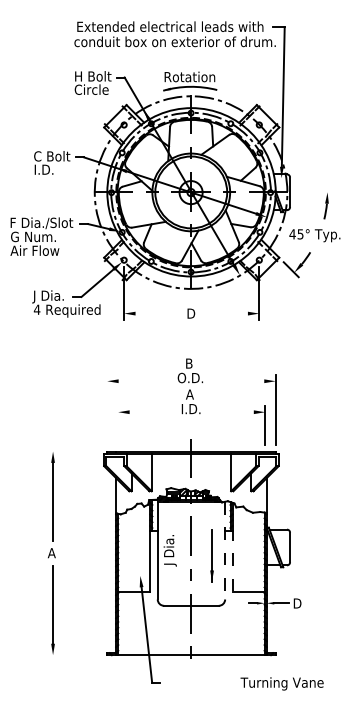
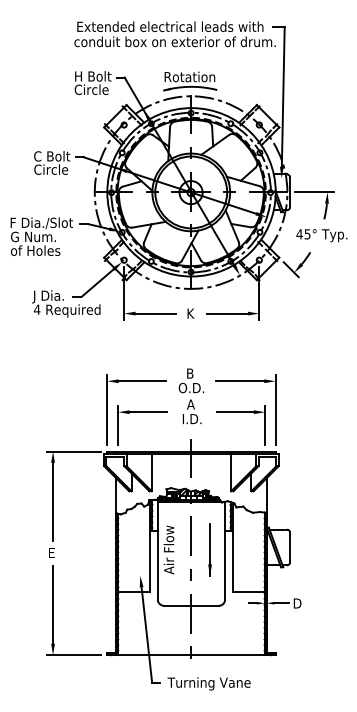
text: I.D. -> Circle (51, 169)
line: none -> present (313, 192)
text position: (314, 235) -> (321, 235) (321, 235)
text: Air Flow -> of Holes (35, 250)
line: none -> present (155, 313)
text: D -> K (191, 313)
line: none -> present (227, 313)
line: none -> present (142, 381)
line: none -> present (240, 381)
text position: (189, 386) -> (190, 396) (190, 396)
line: none -> present (107, 409)
line: none -> present (147, 412)
line: none -> present (234, 412)
line: none -> present (118, 425)
line: none -> present (73, 451)
text: J Dia. -> Air Flow (169, 549)
line: dashed -> solid (225, 550)
text: A -> E (51, 553)
part position: (211, 555) -> (209, 549) (209, 549)
line: dashed -> solid (232, 560)
line: none -> present (73, 655)
text position: (281, 683) -> (208, 683) (208, 683)
